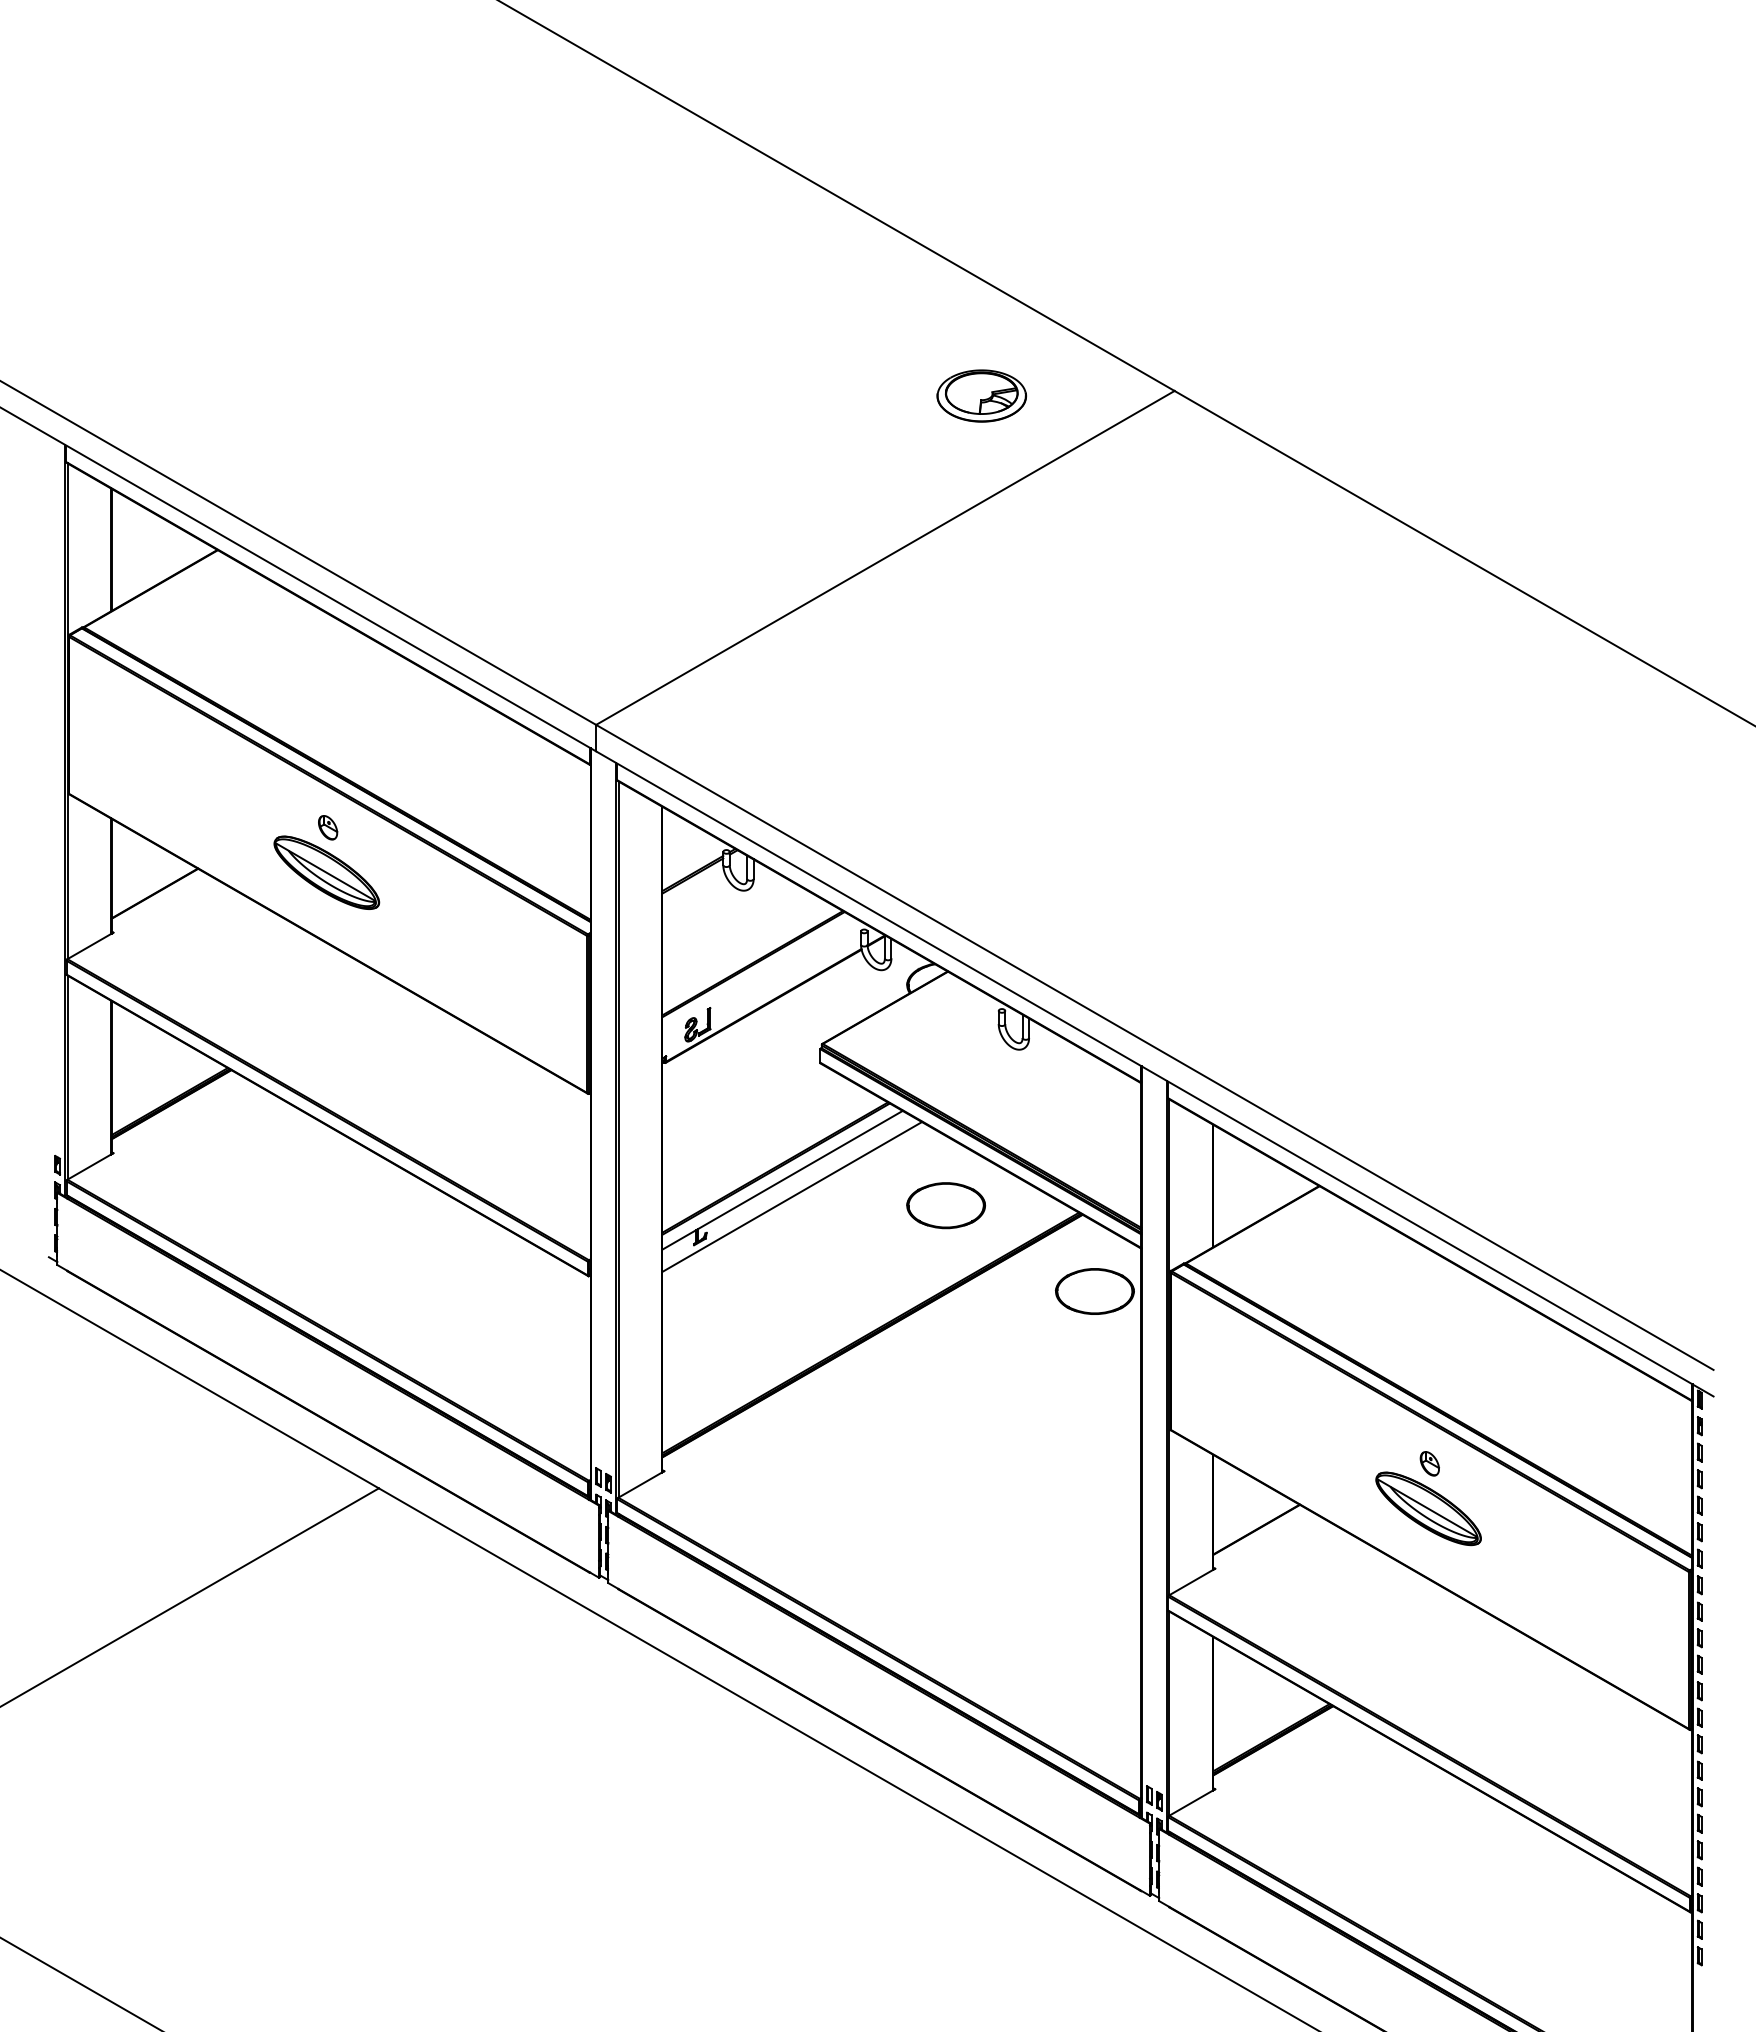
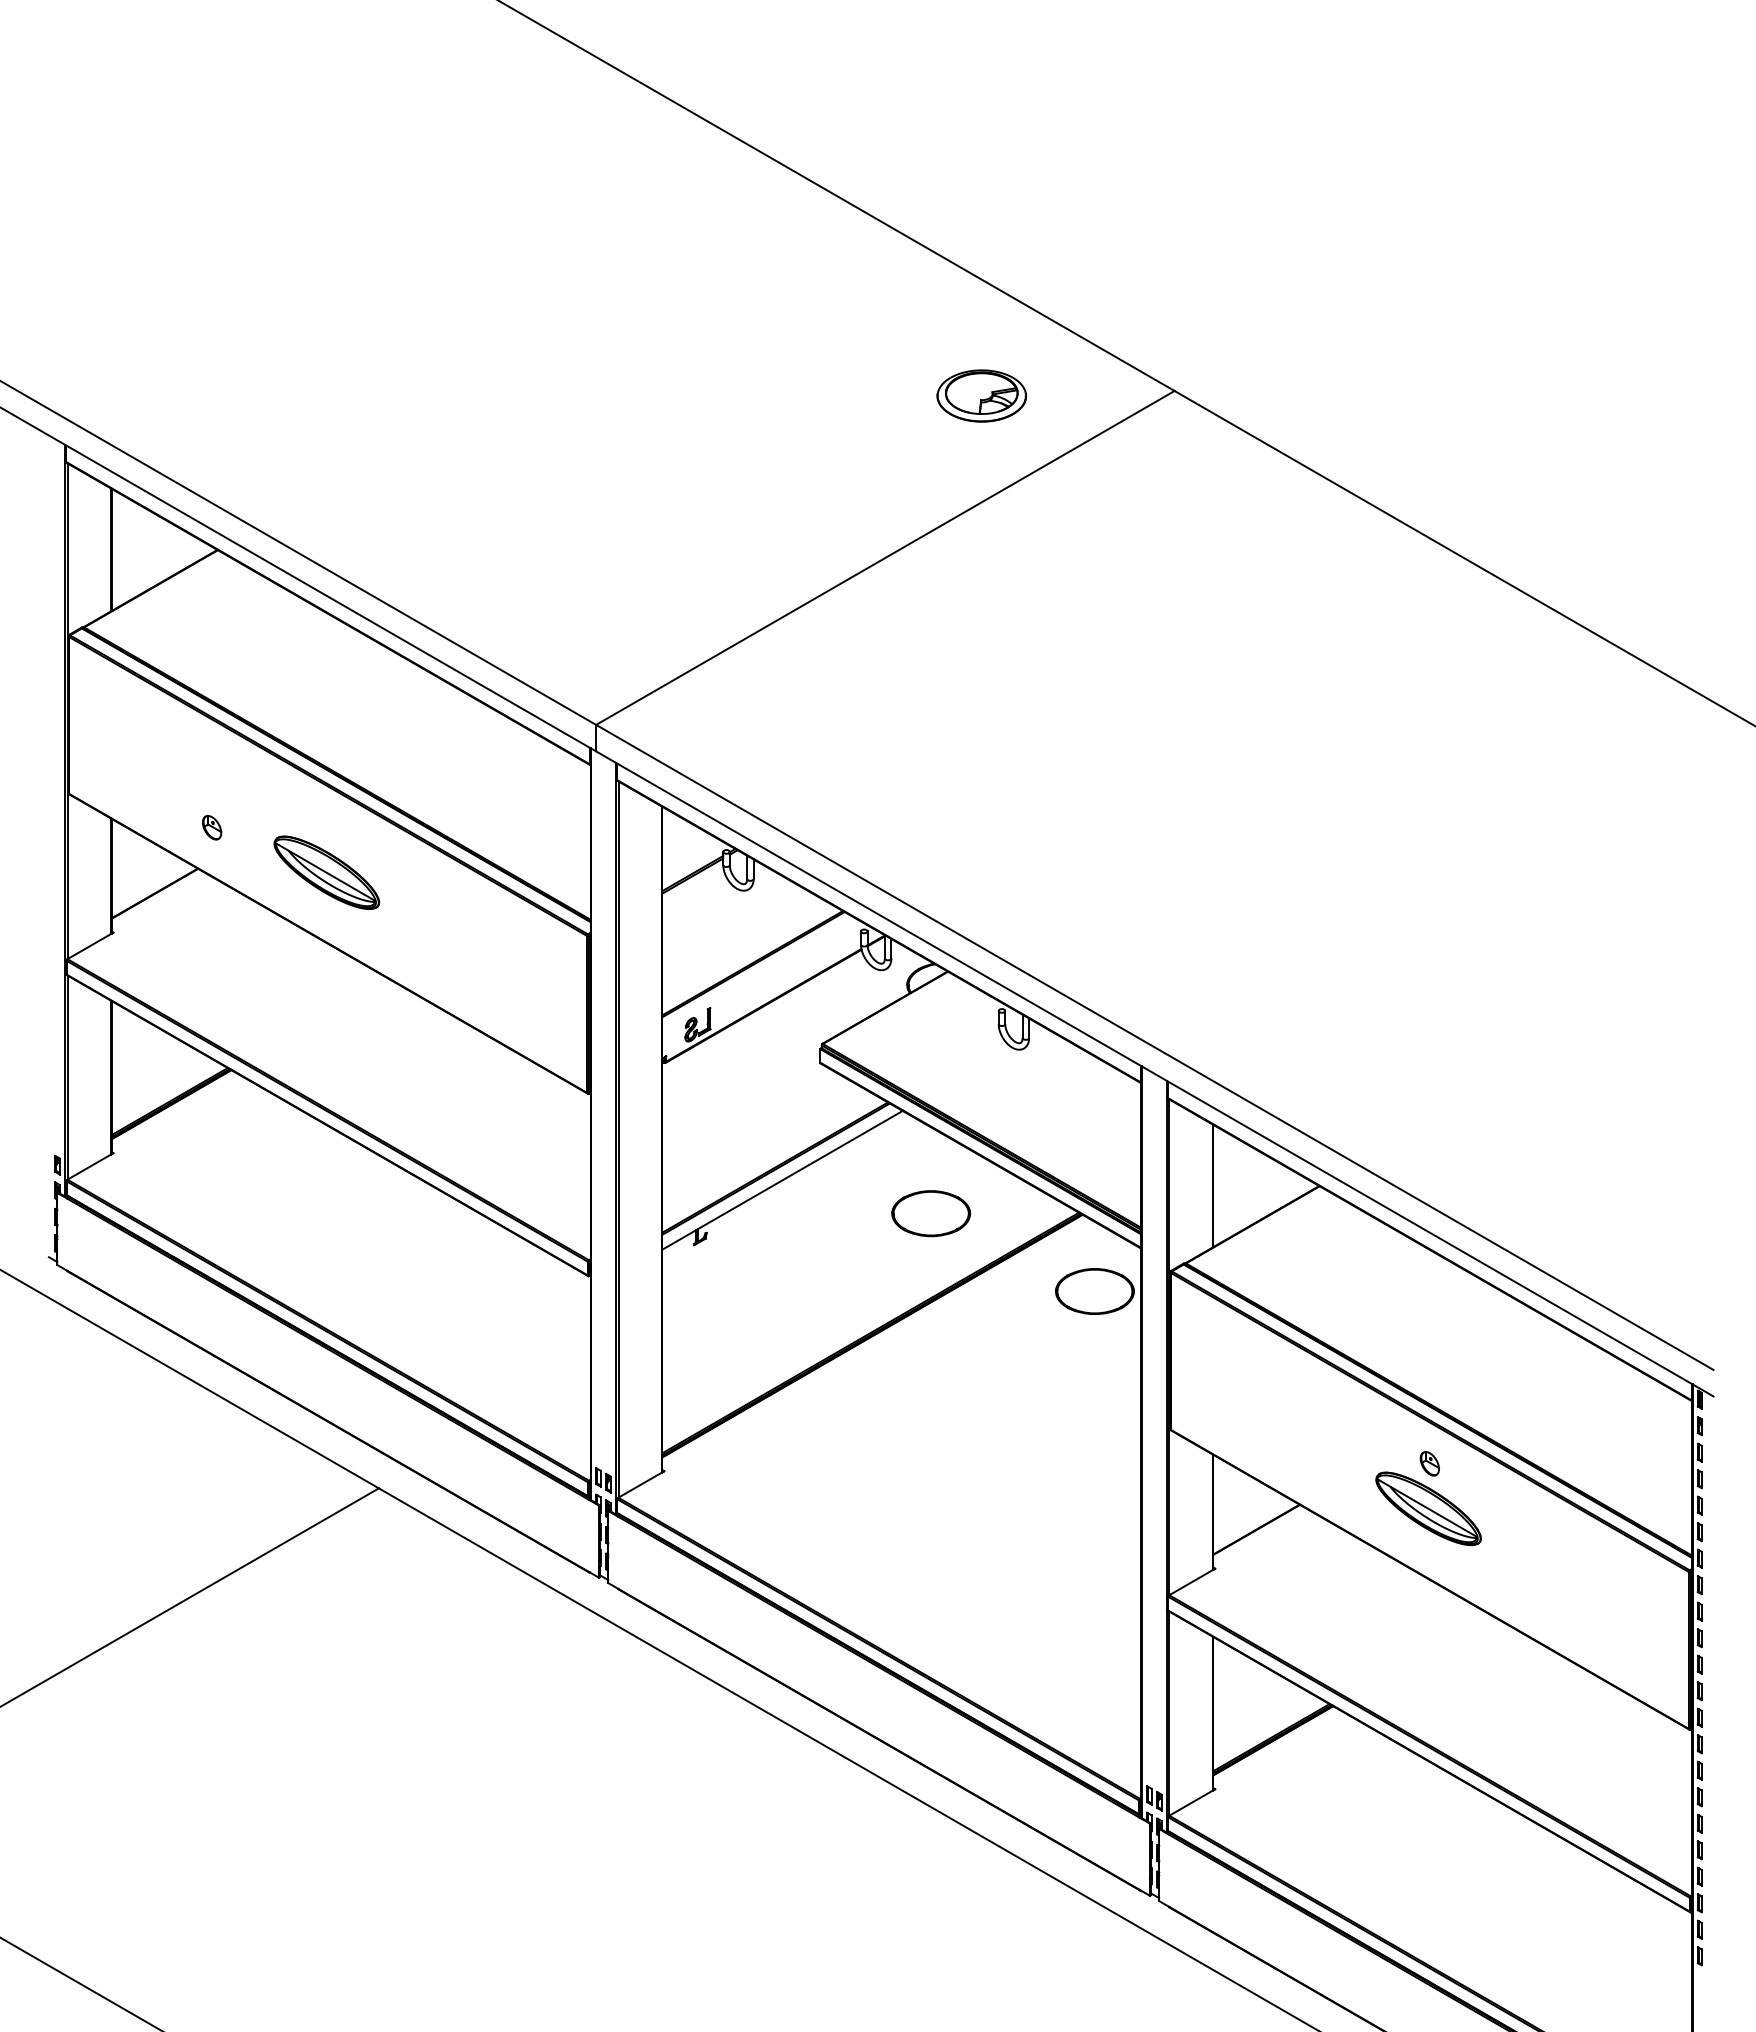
part position: (328, 827) -> (212, 827) (212, 827)
line: present -> none (792, 1196)
part position: (945, 1205) -> (930, 1213) (930, 1213)
